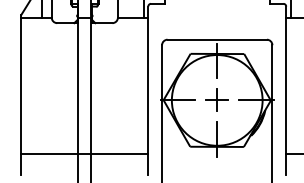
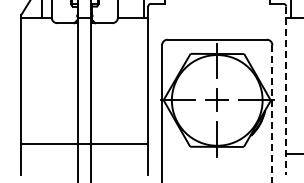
line: solid -> dashed (286, 91)
line: solid -> dashed (272, 114)
line position: (84, 153) -> (84, 143) (84, 143)
